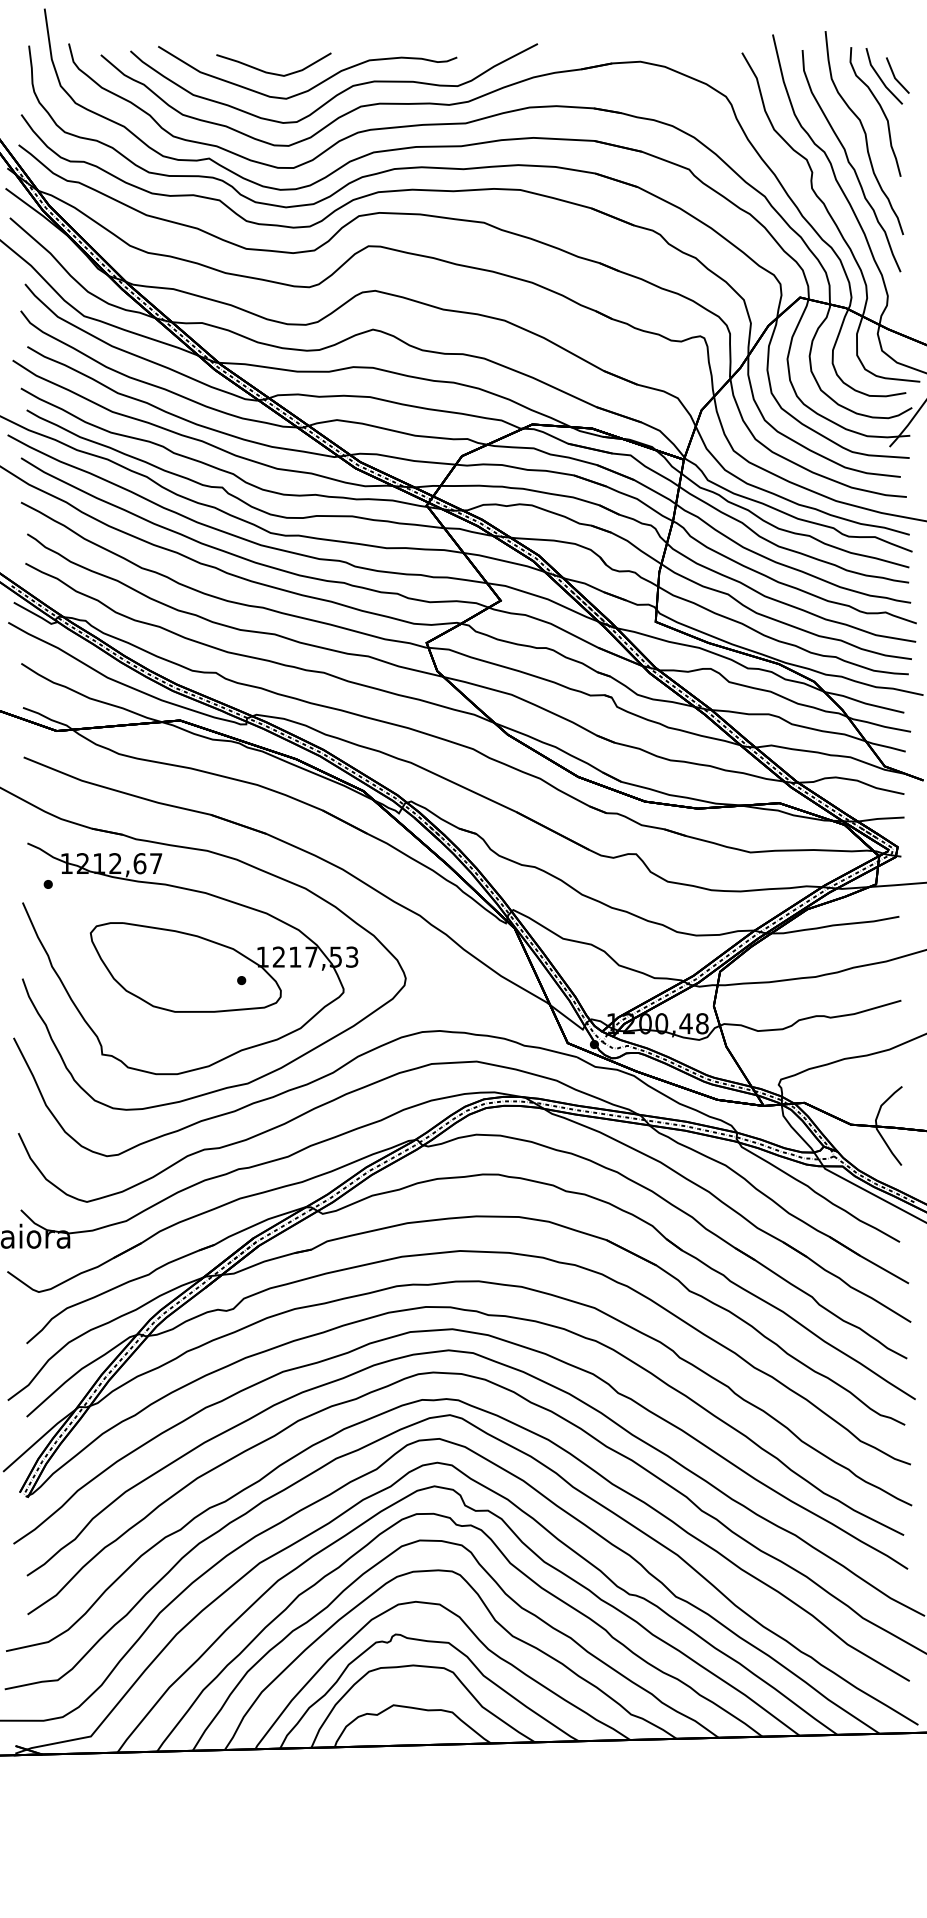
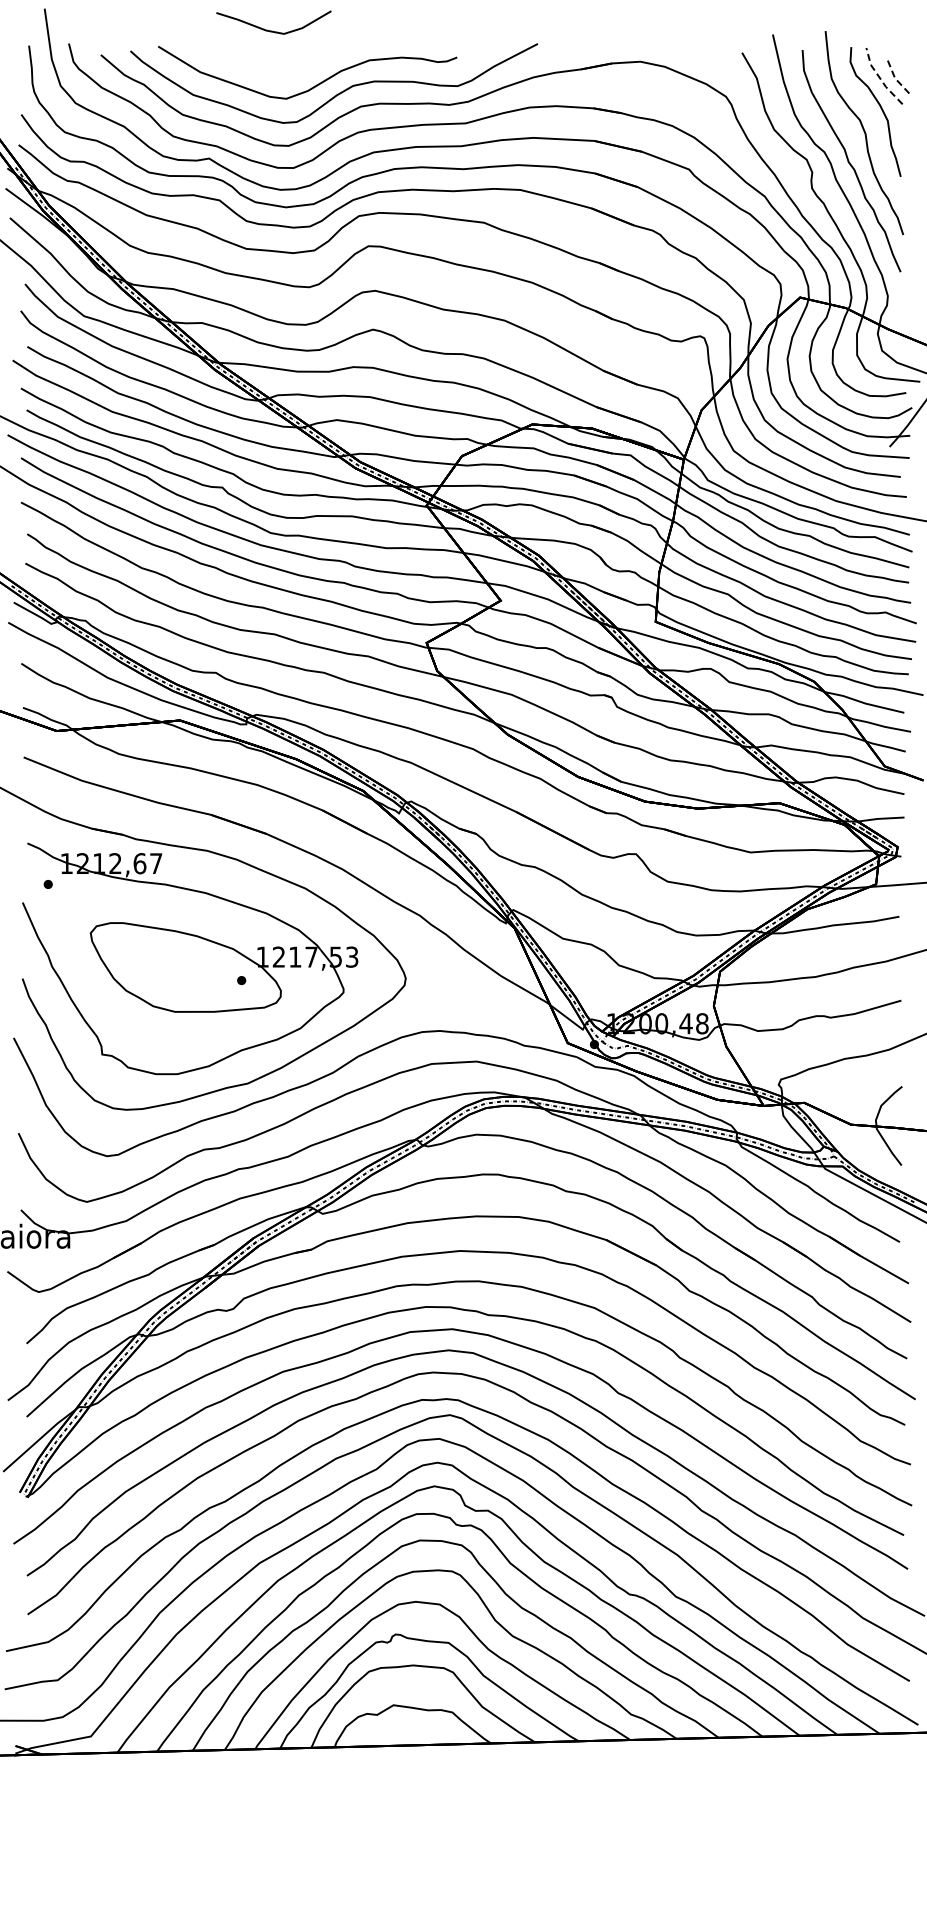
curve position: (272, 72) -> (272, 30) (272, 30)
line: solid -> dashed (894, 77)
line: solid -> dashed (879, 78)
